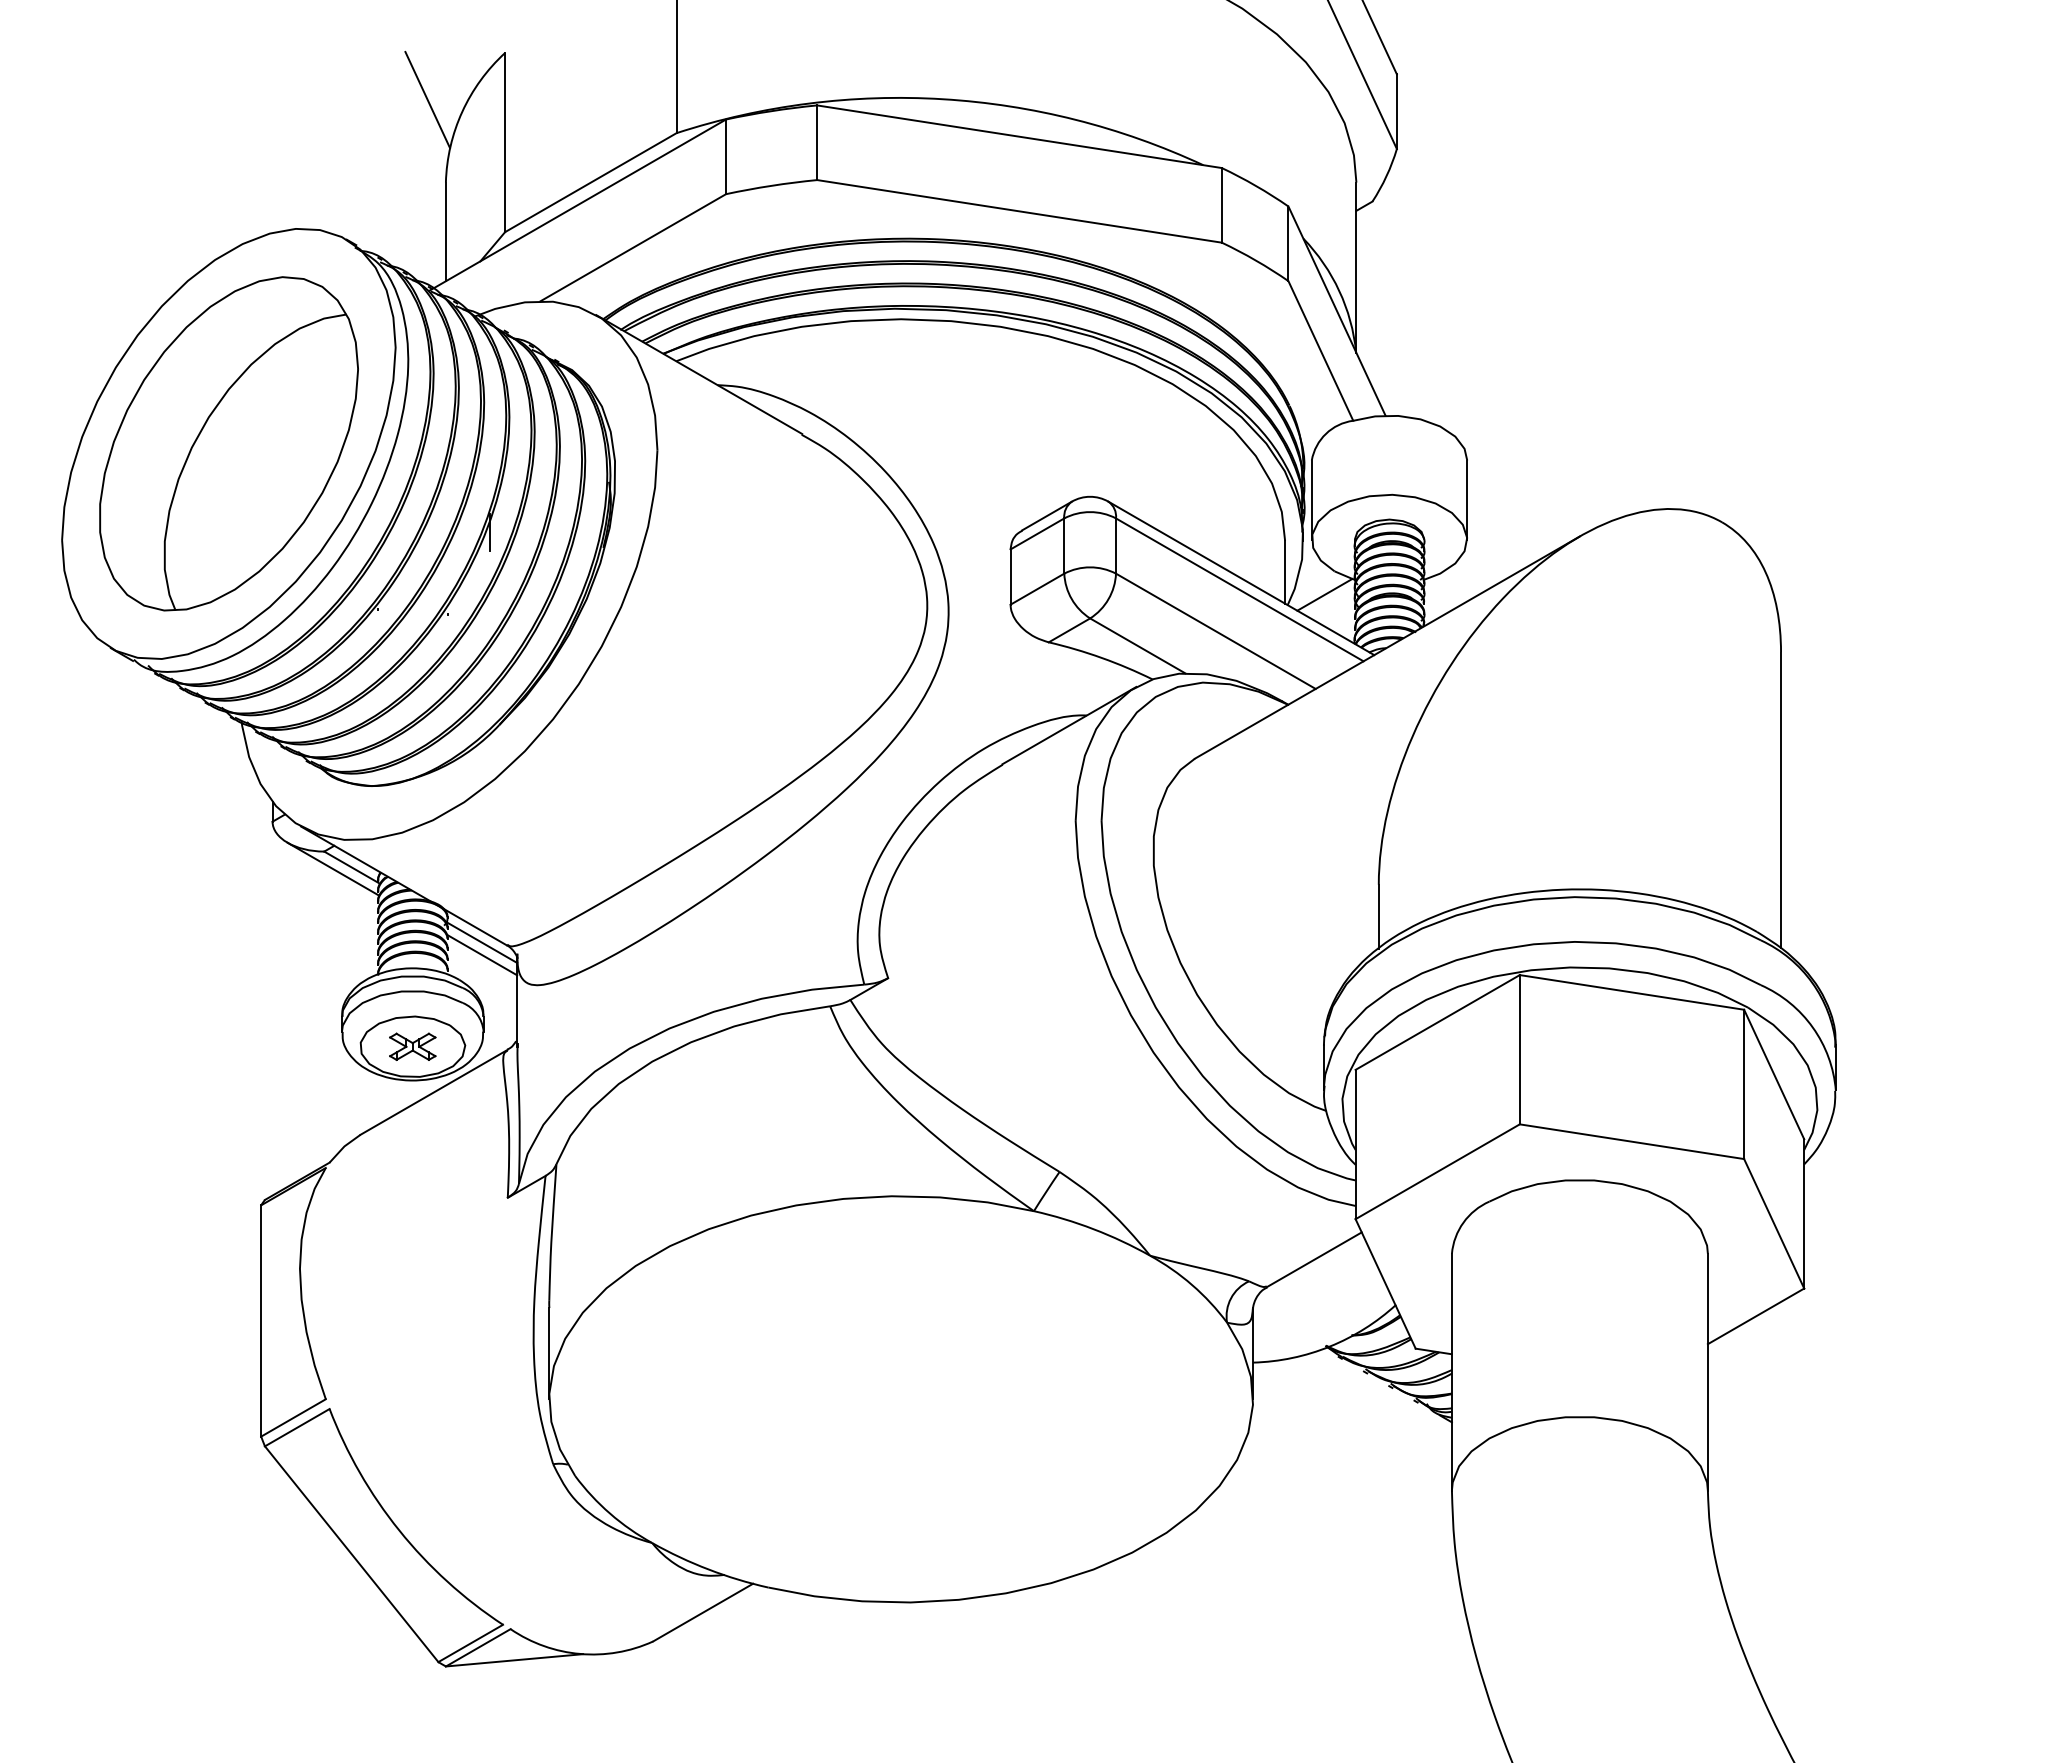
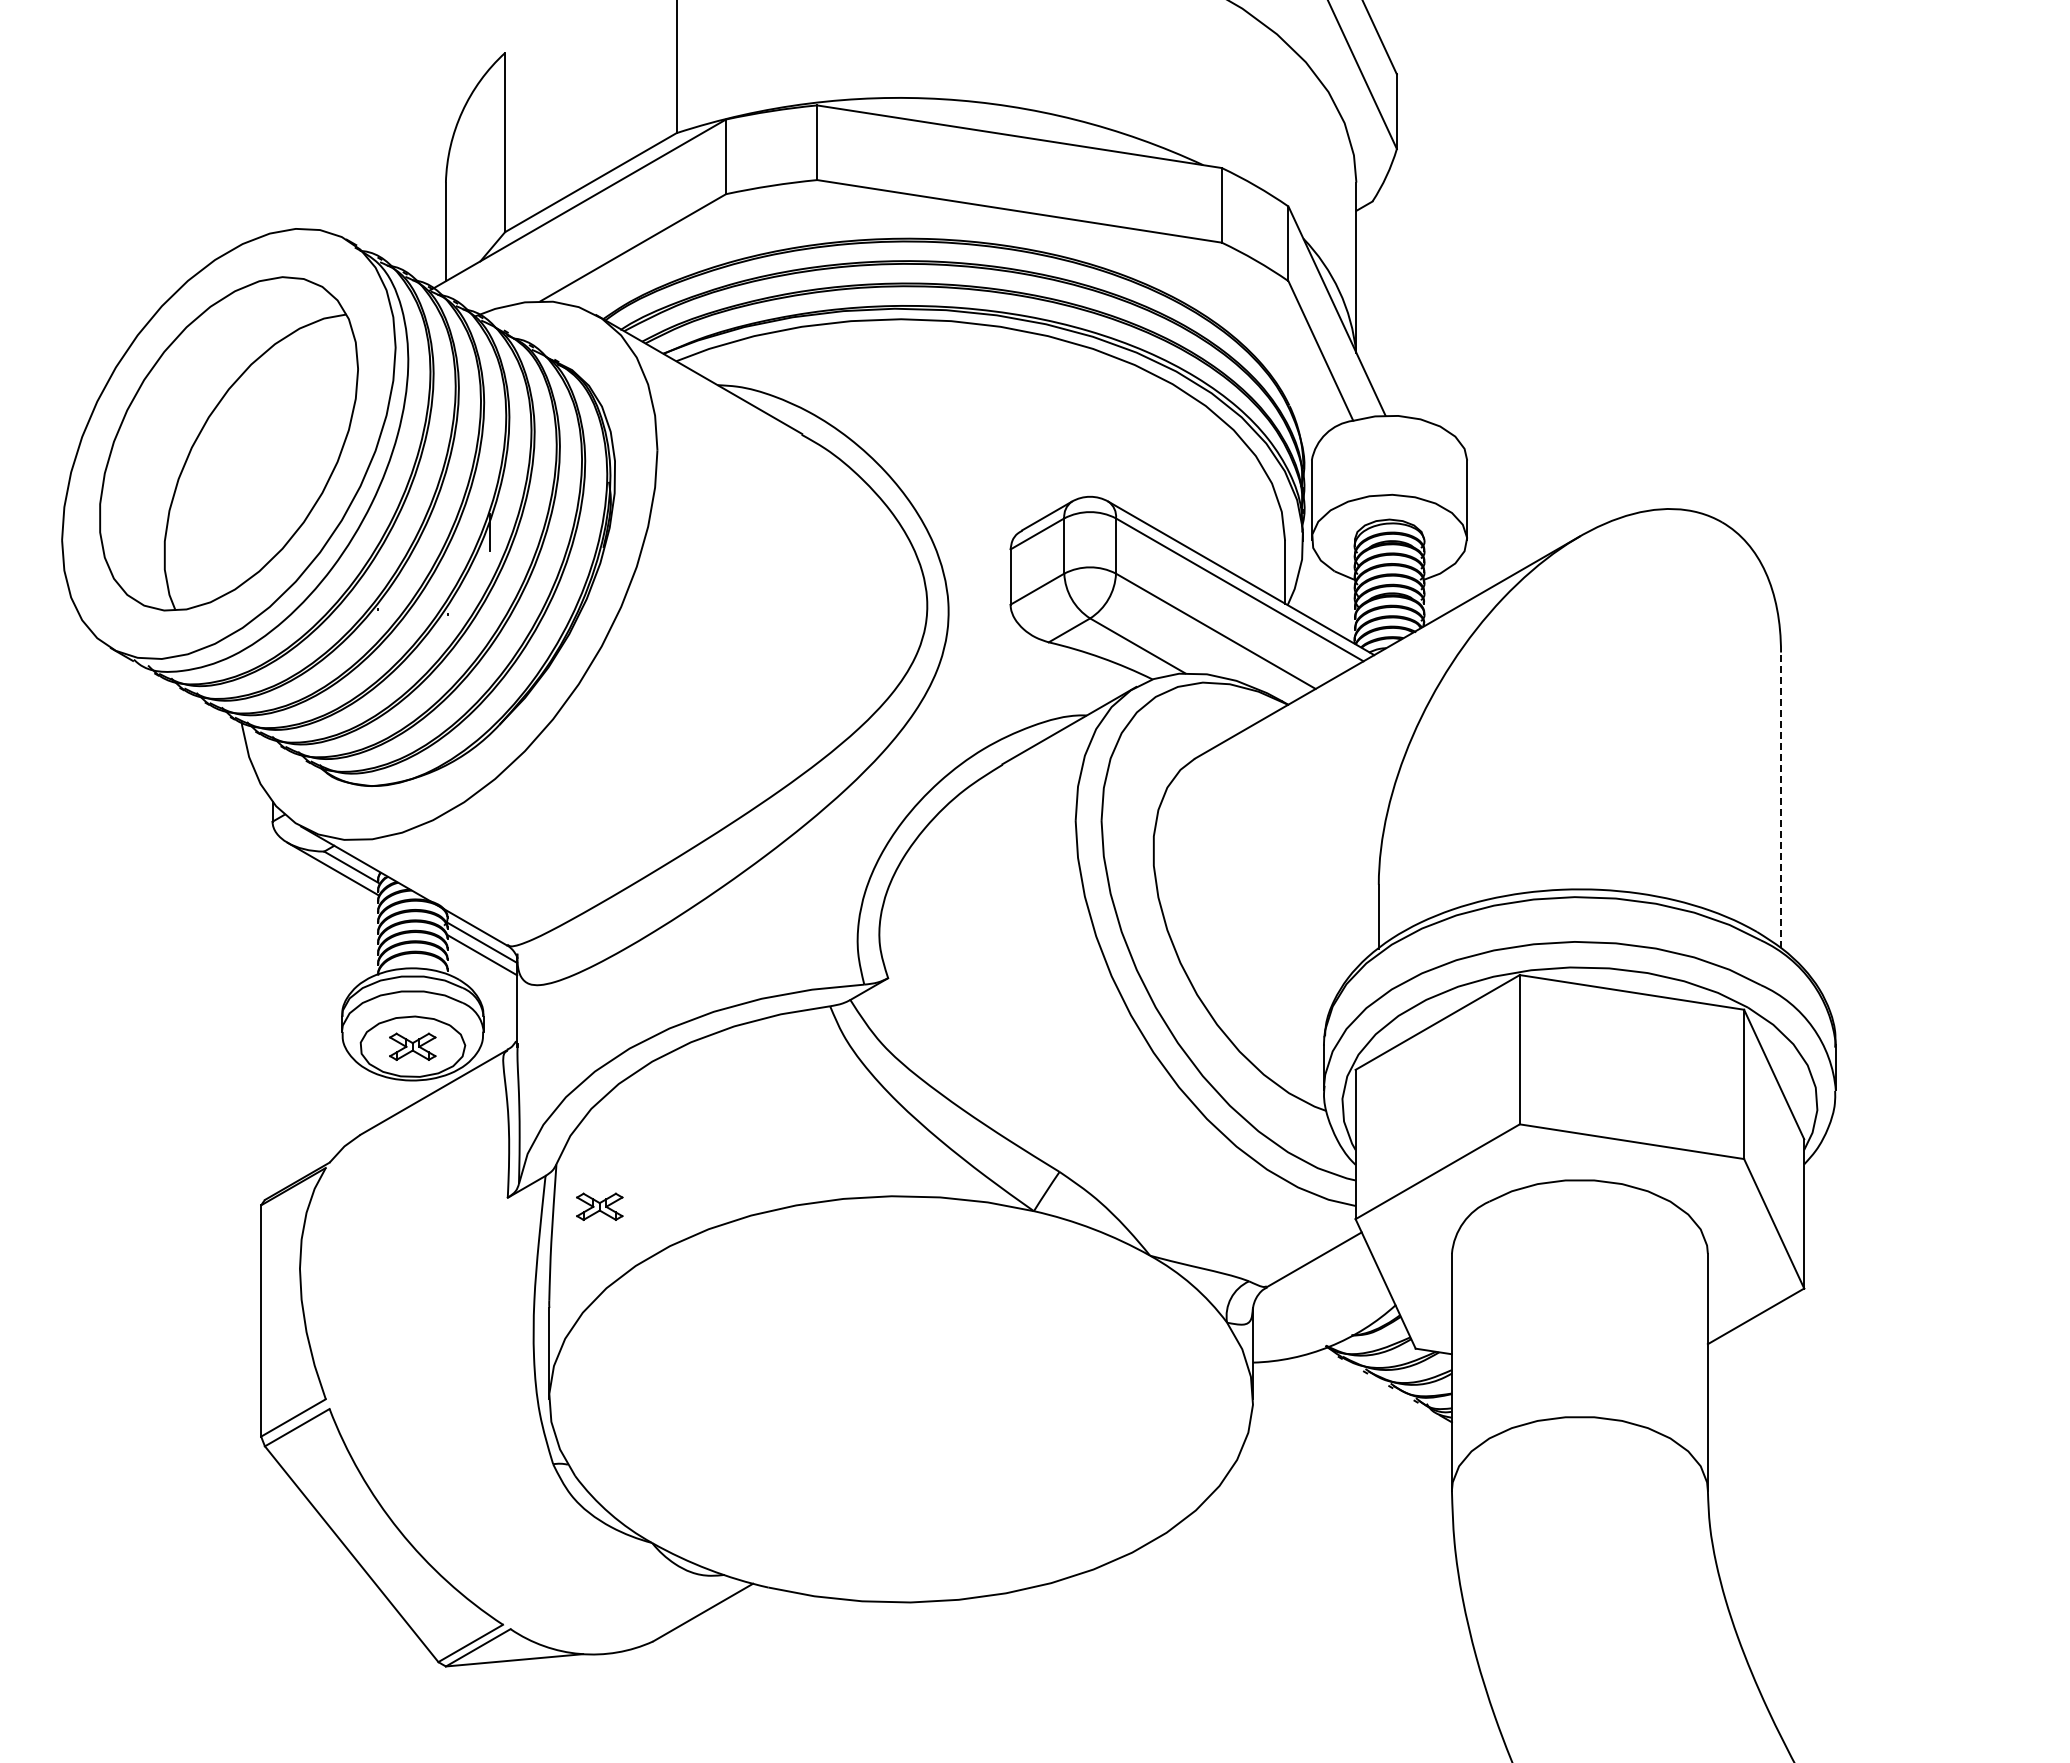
line: present -> none (427, 99)
line: present -> none (1324, 594)
line: solid -> dashed (1781, 800)
part: none -> present (599, 1206)
